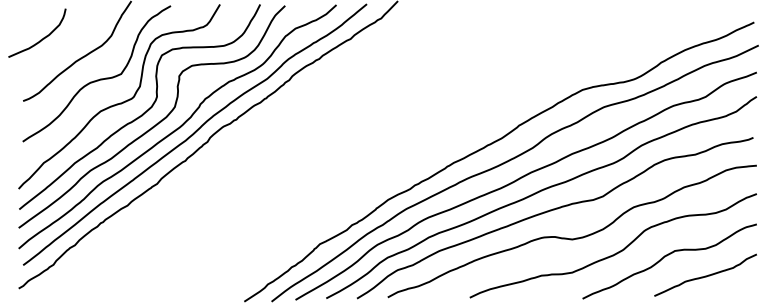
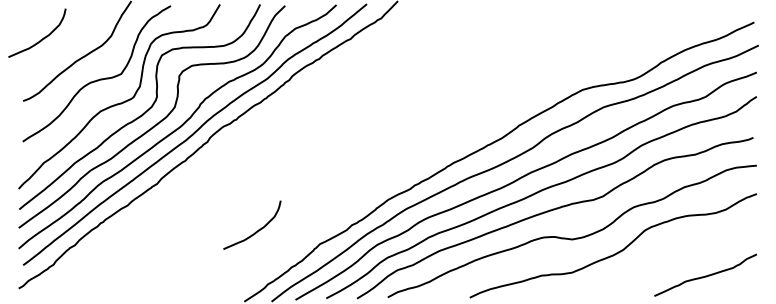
curve: none -> present (255, 231)
curve: present -> none (667, 256)
